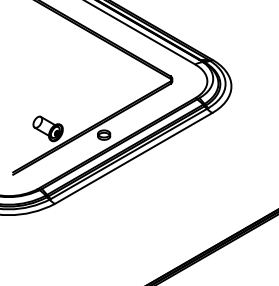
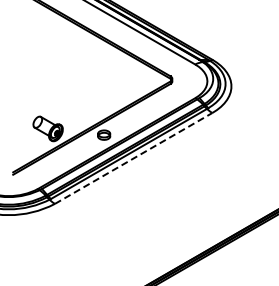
line: solid -> dashed (133, 158)
